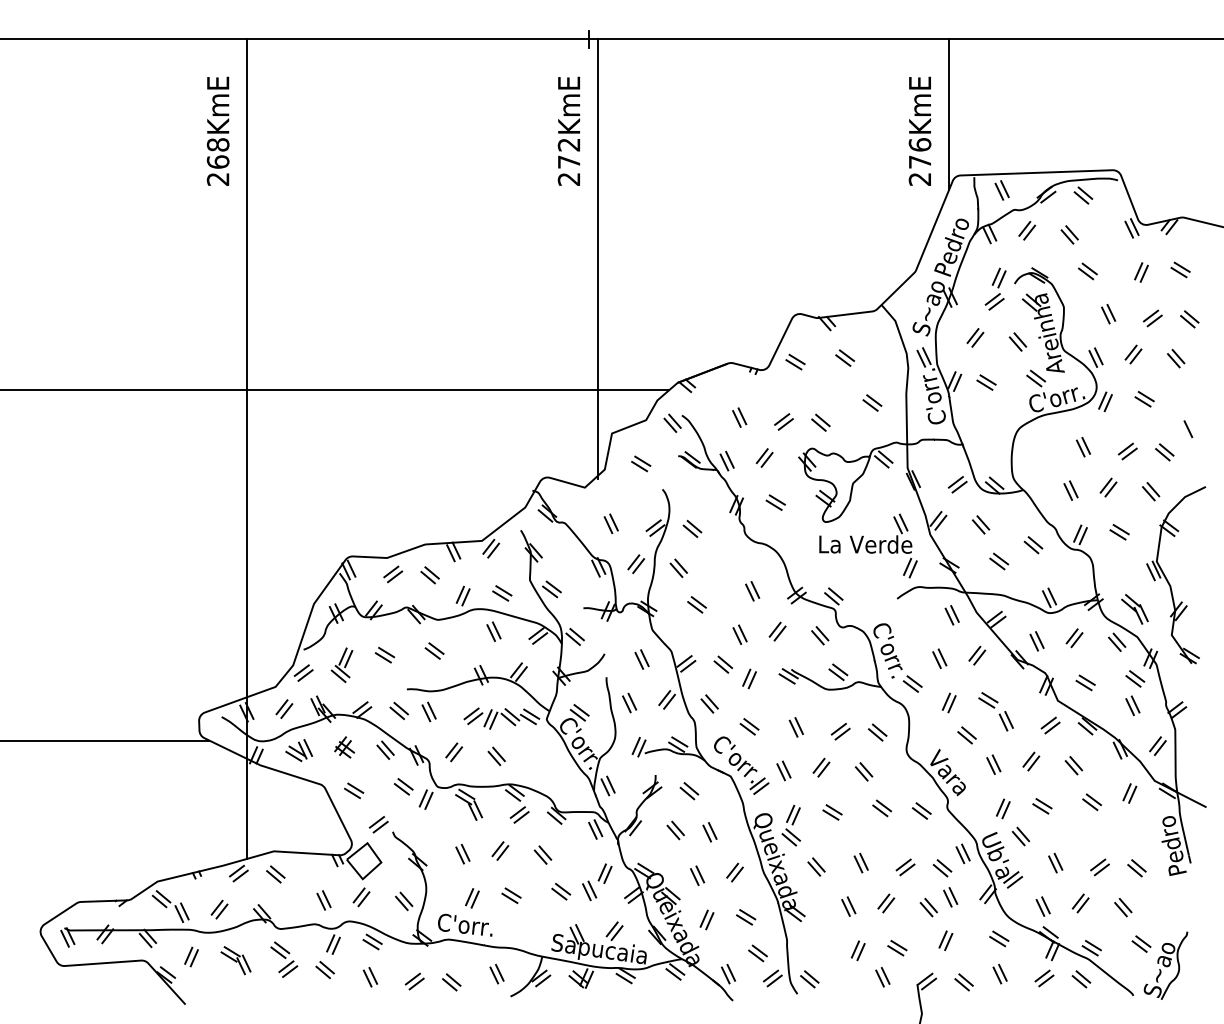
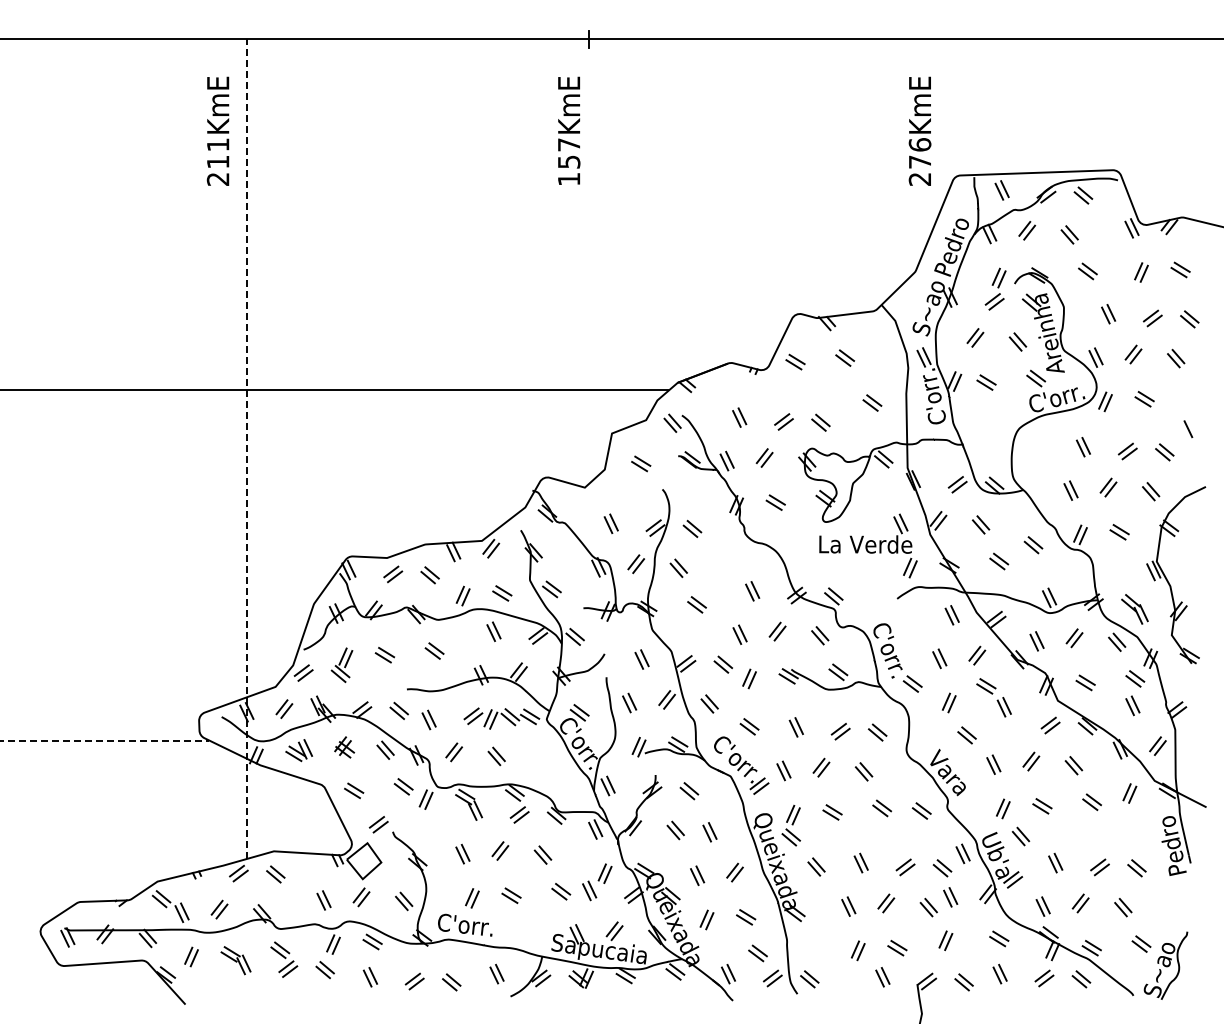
line: present -> none (948, 114)
text: 268KmE -> 211KmE (217, 153)
text: 272KmE -> 157KmE (568, 161)
line: present -> none (597, 259)
line: solid -> dashed (247, 449)
part position: (428, 711) -> (428, 719) (428, 719)
part position: (995, 711) -> (993, 697) (993, 697)
line: solid -> dashed (104, 741)
